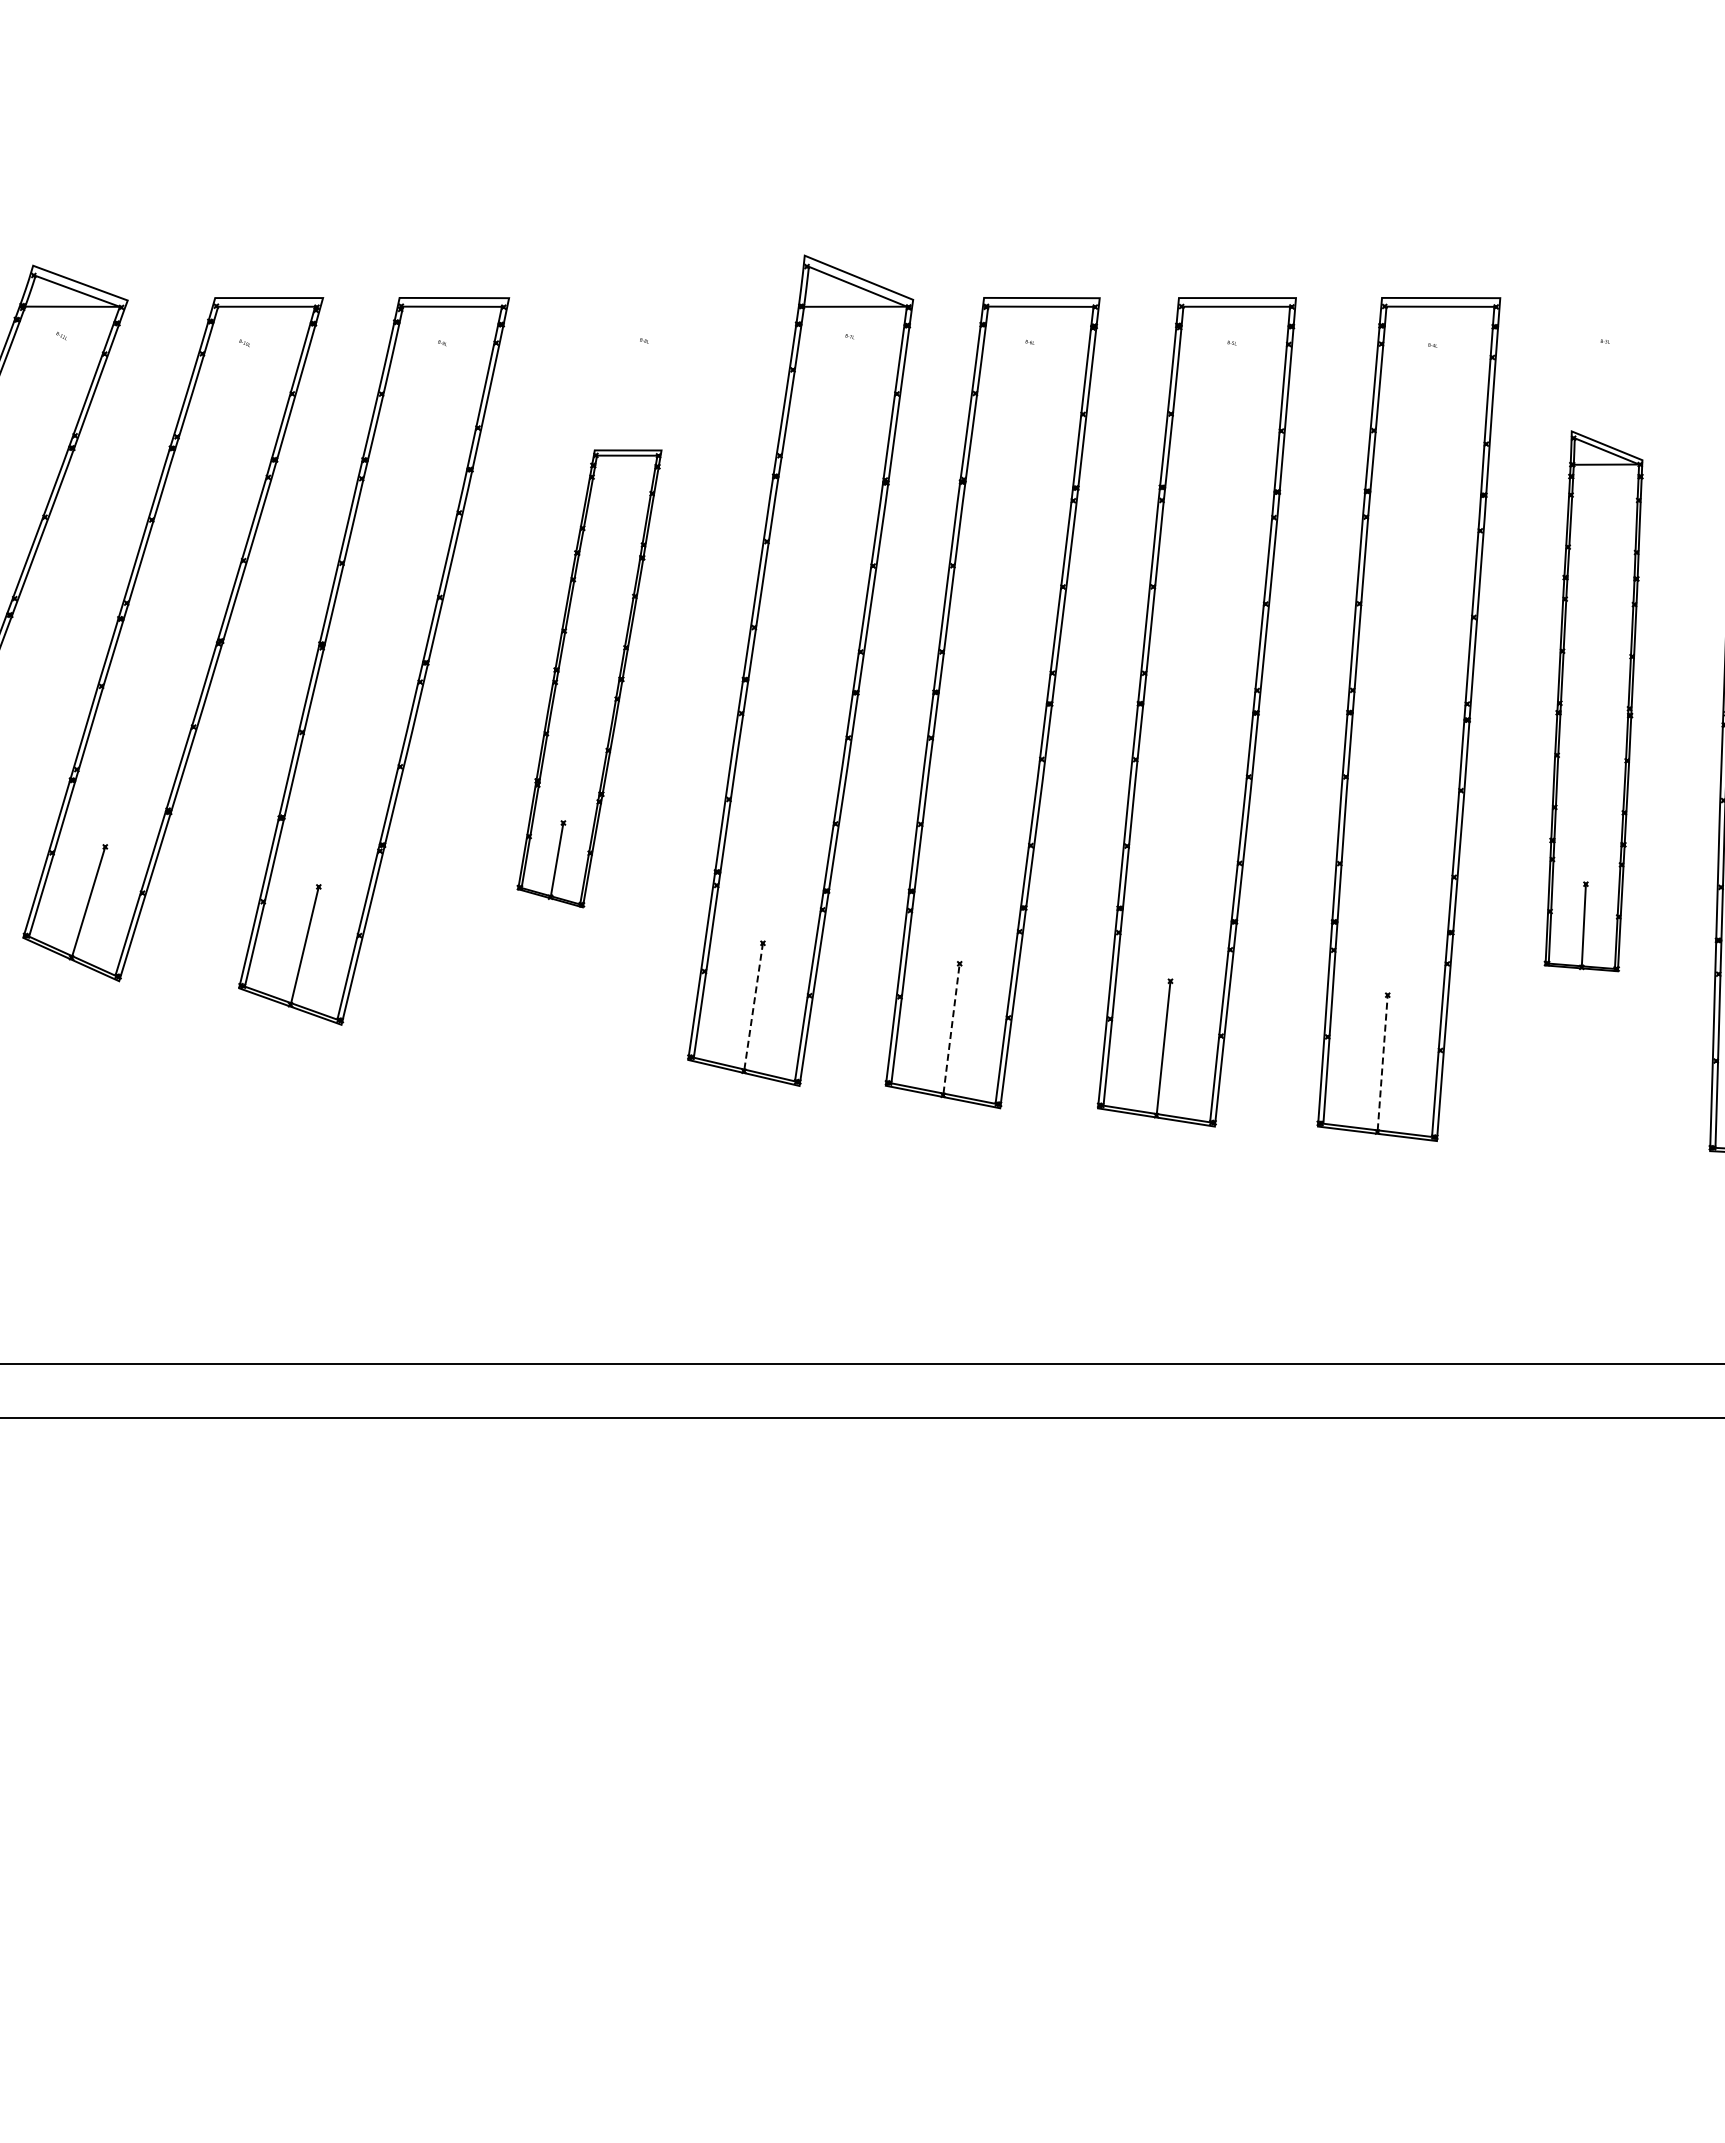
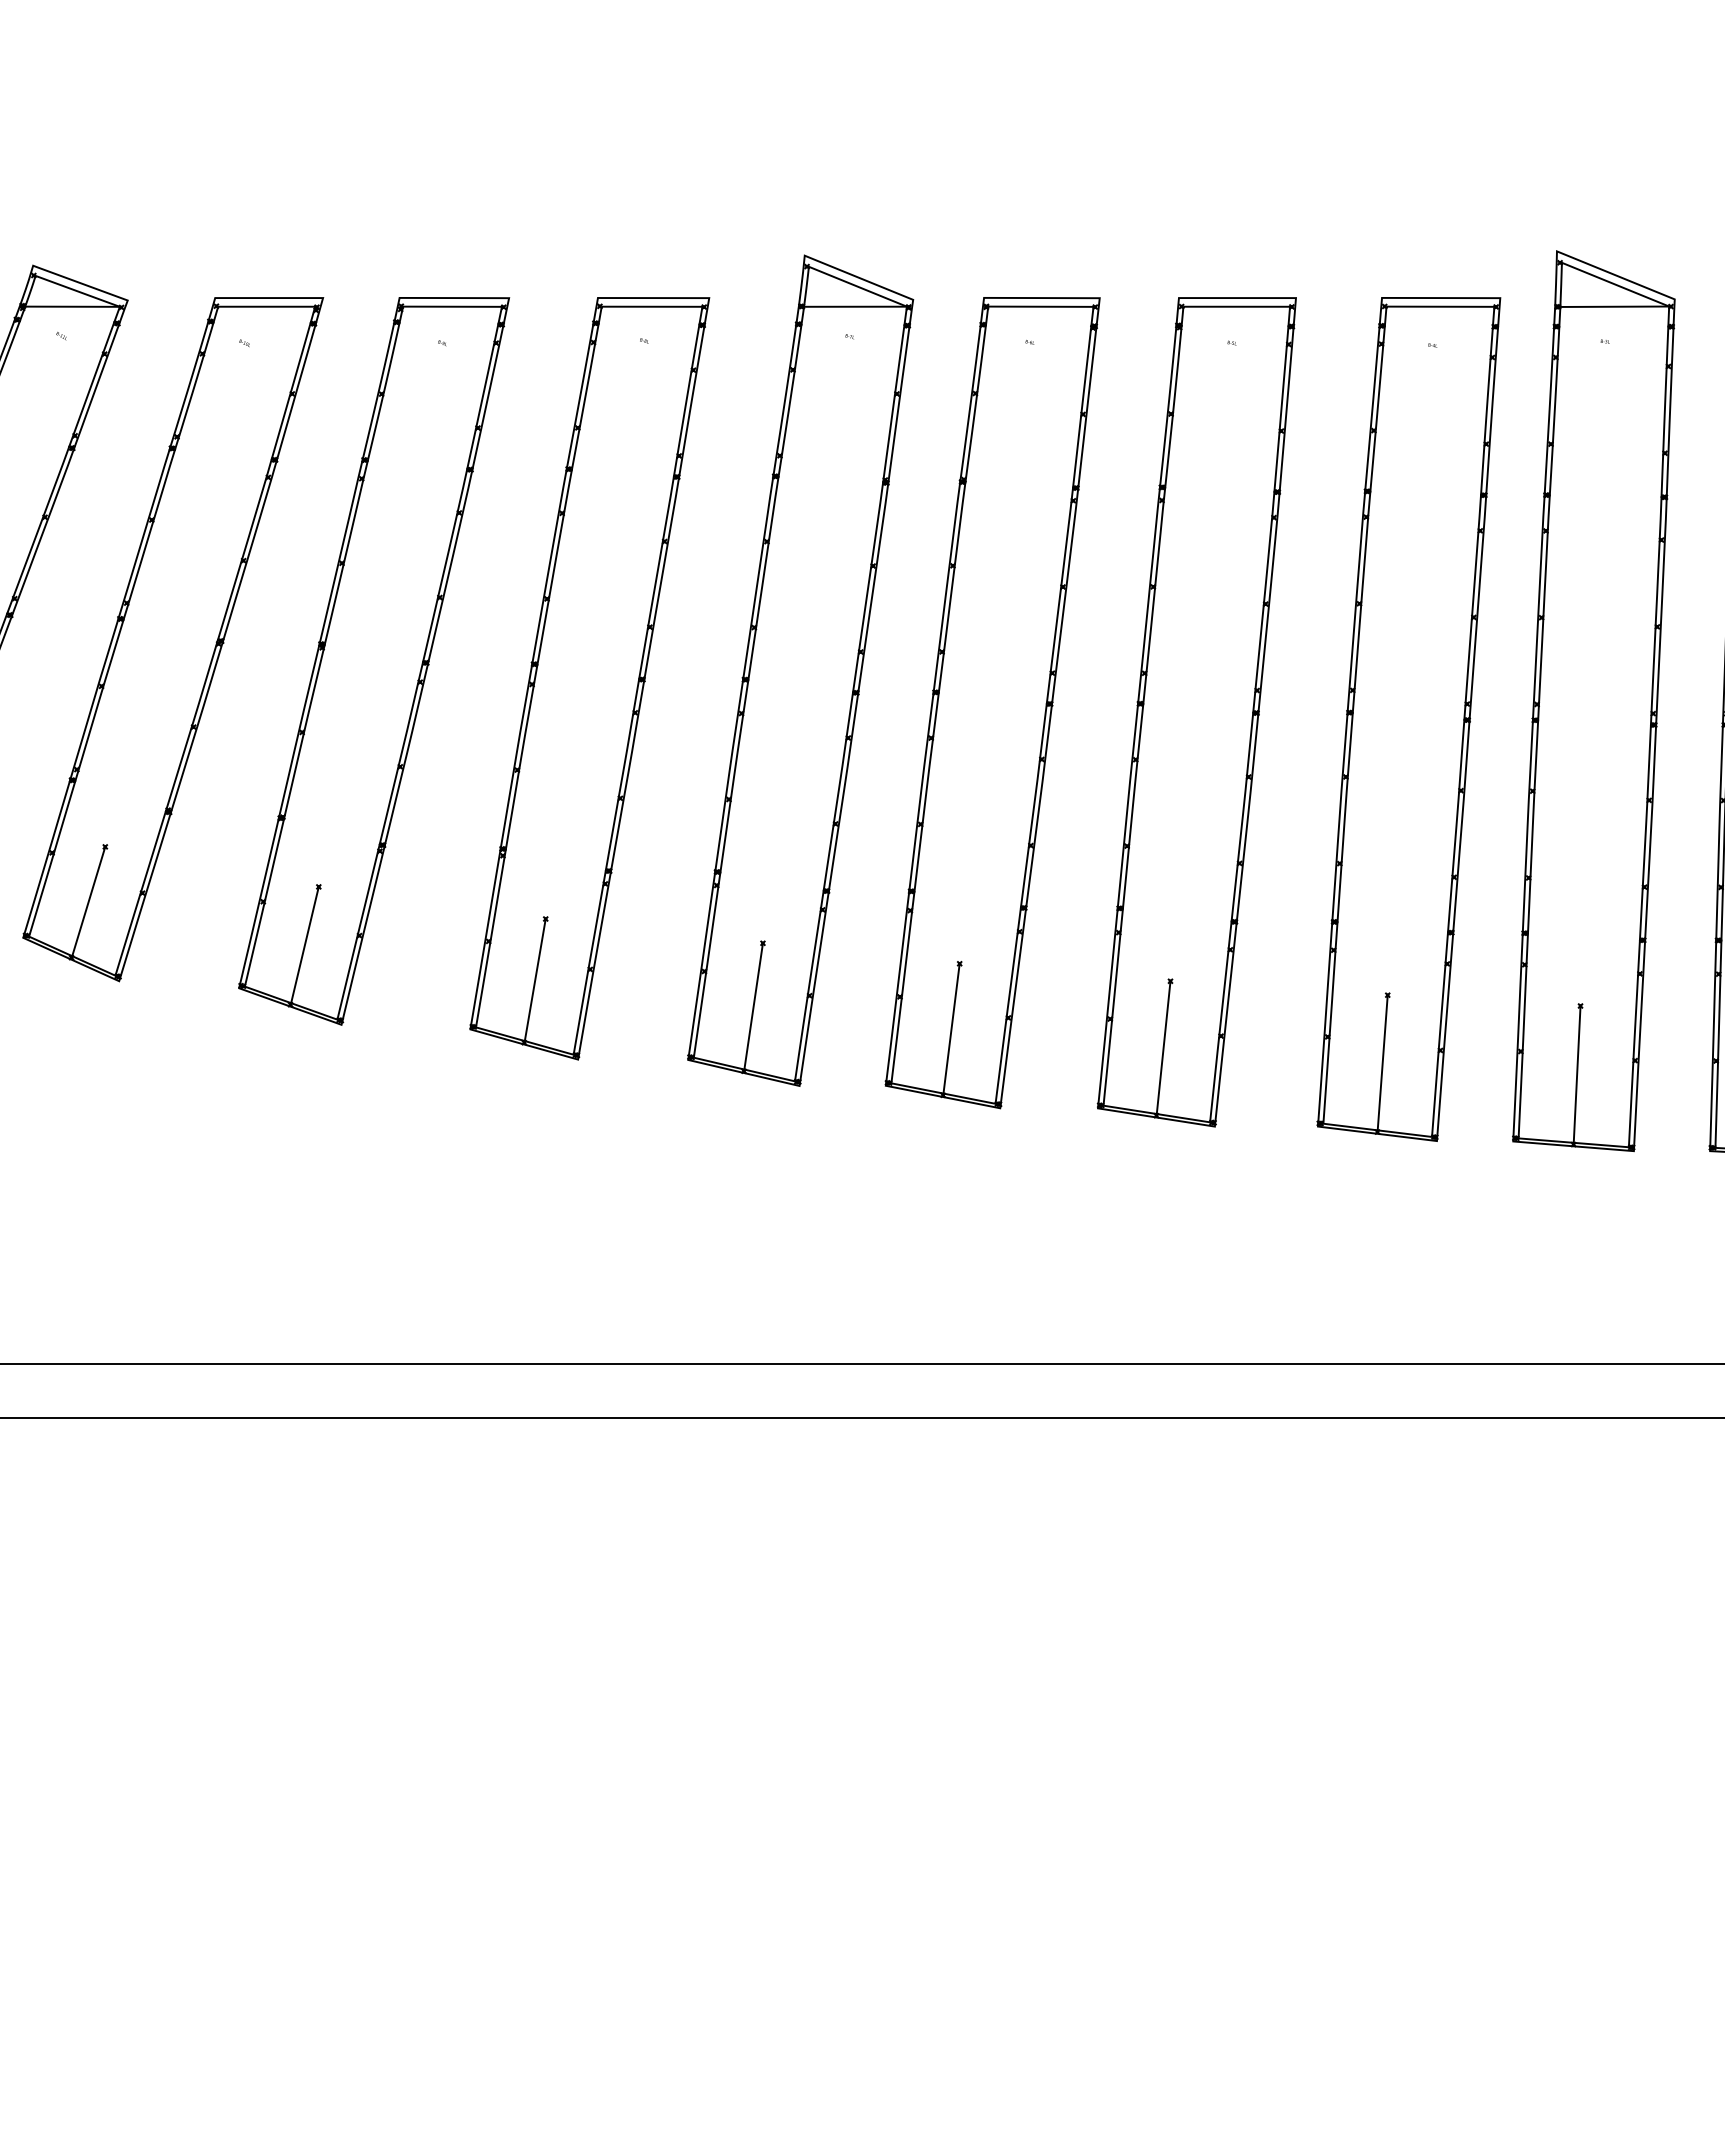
part size: 147x460 px -> 242x764 px (589, 678)
part size: 101x543 px -> 164x903 px (1593, 701)
line: dashed -> solid (753, 1006)
line: dashed -> solid (951, 1028)
line: dashed -> solid (1382, 1062)
